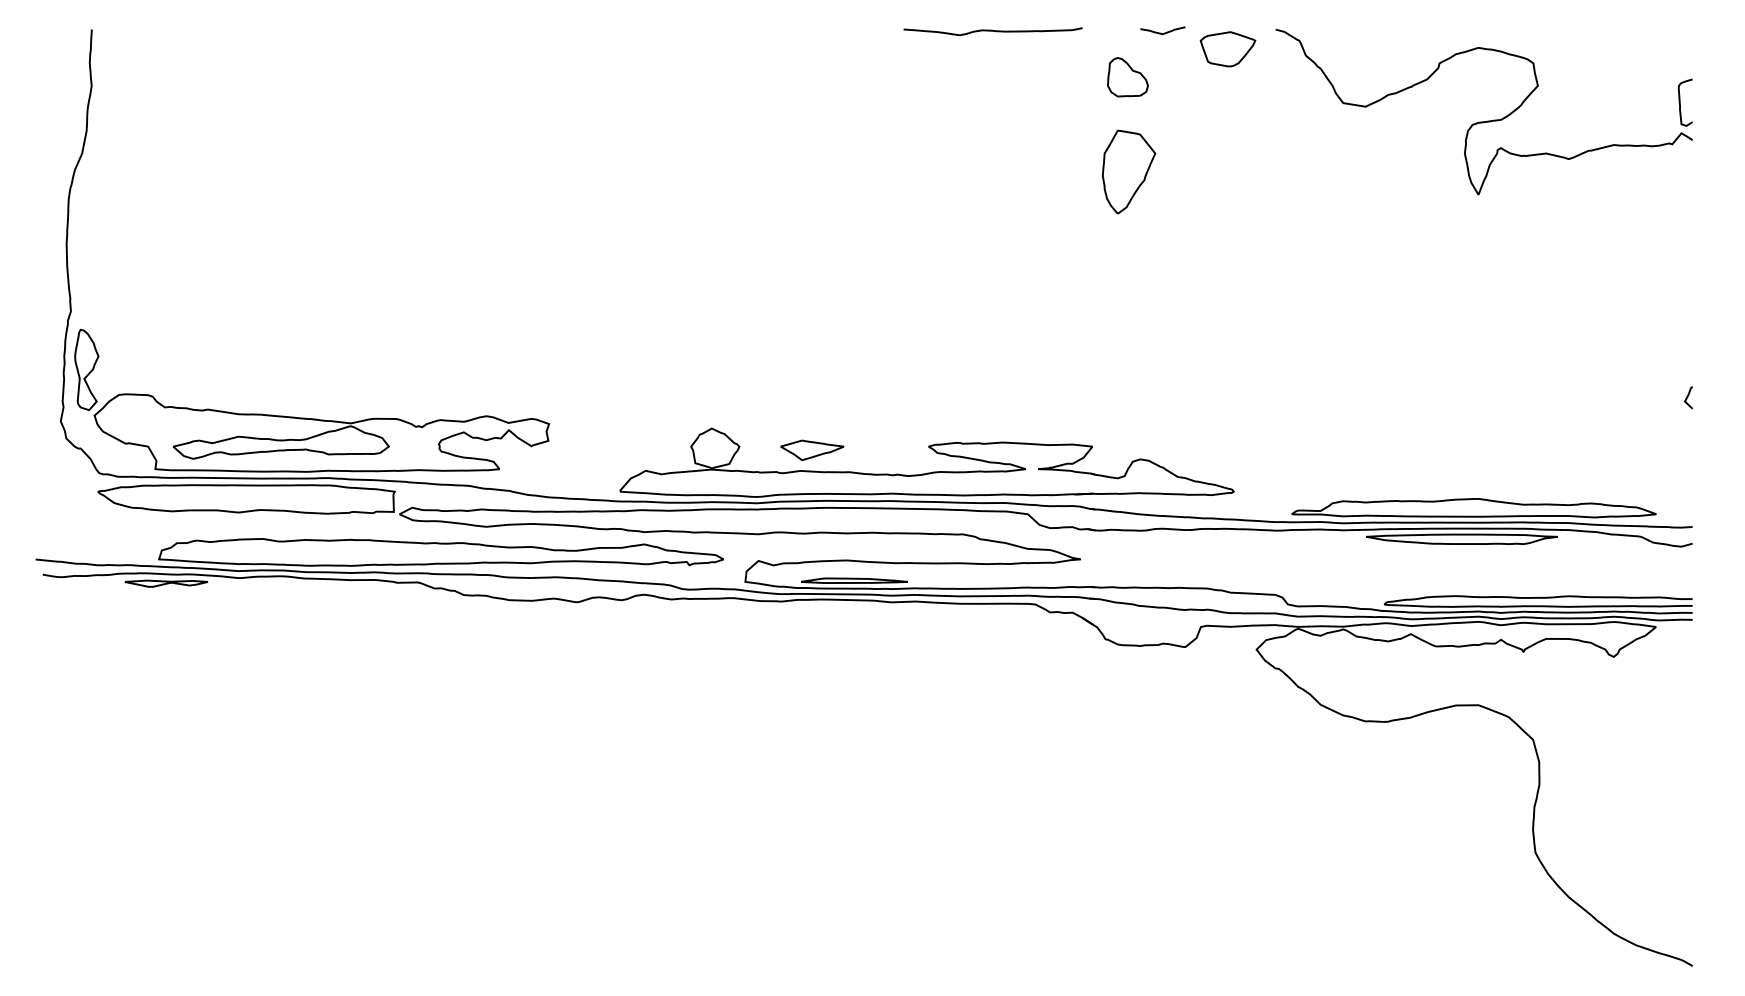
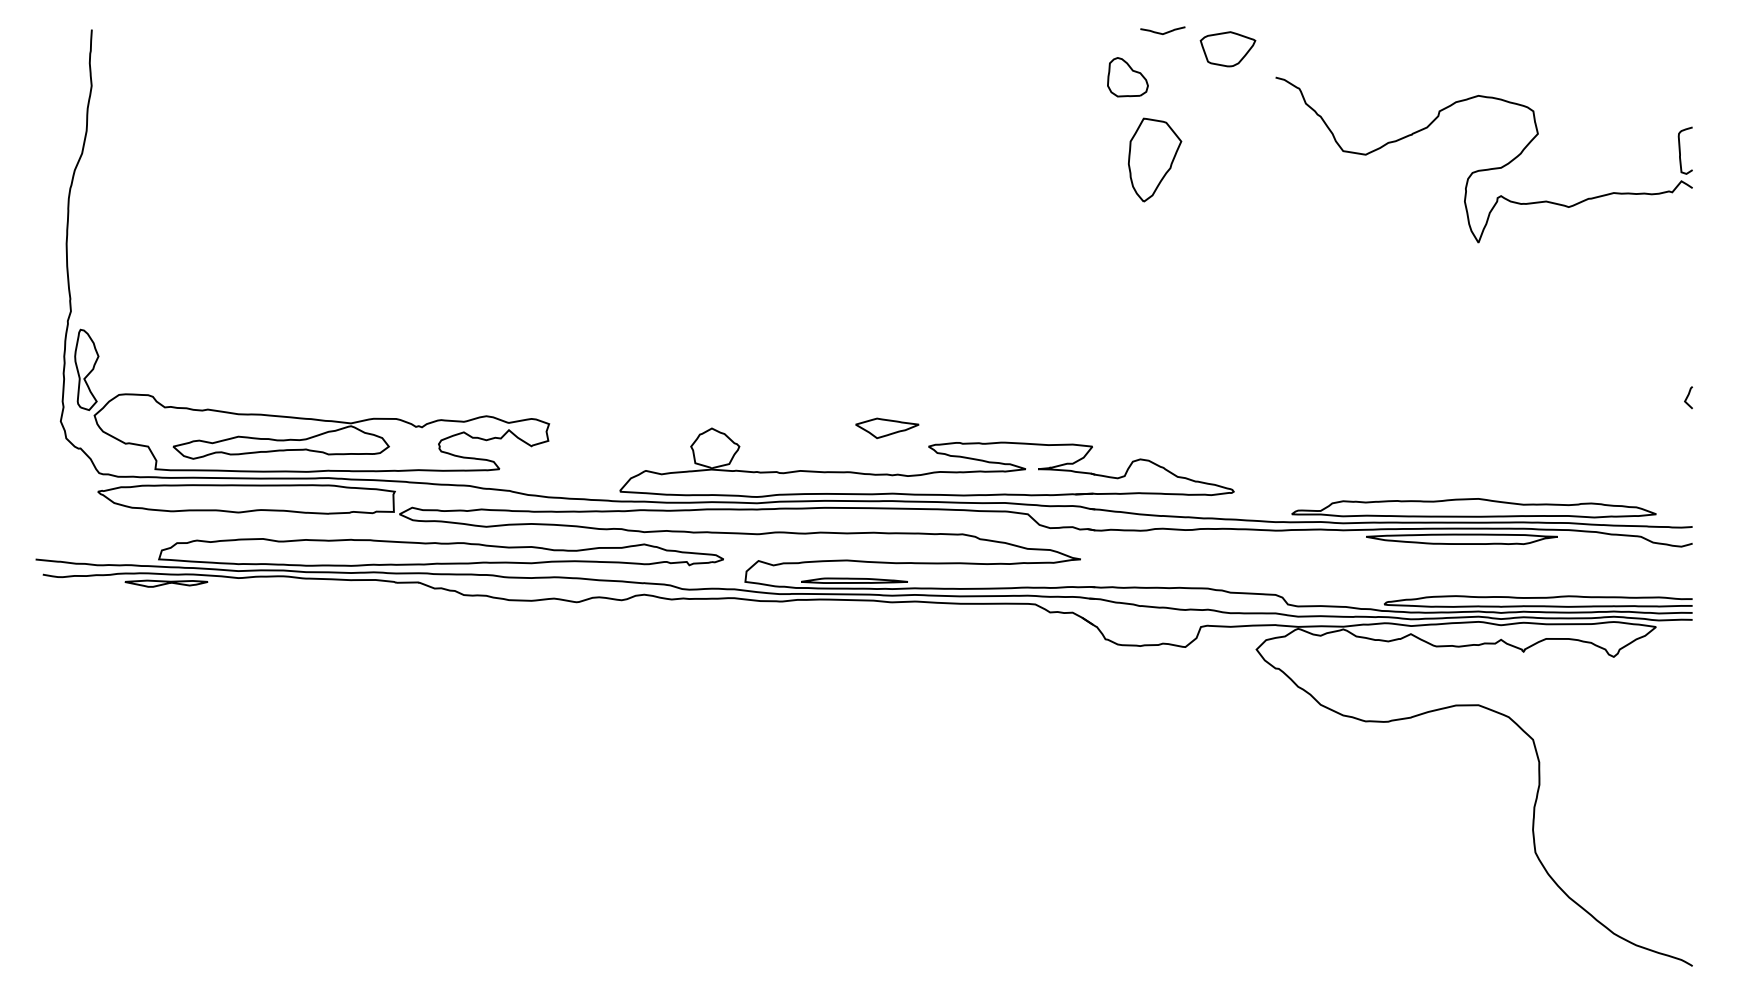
curve: present -> none (992, 31)
part position: (1487, 120) -> (1487, 168) (1487, 168)
part position: (1129, 171) -> (1155, 159) (1155, 159)
part position: (812, 450) -> (887, 428) (887, 428)
